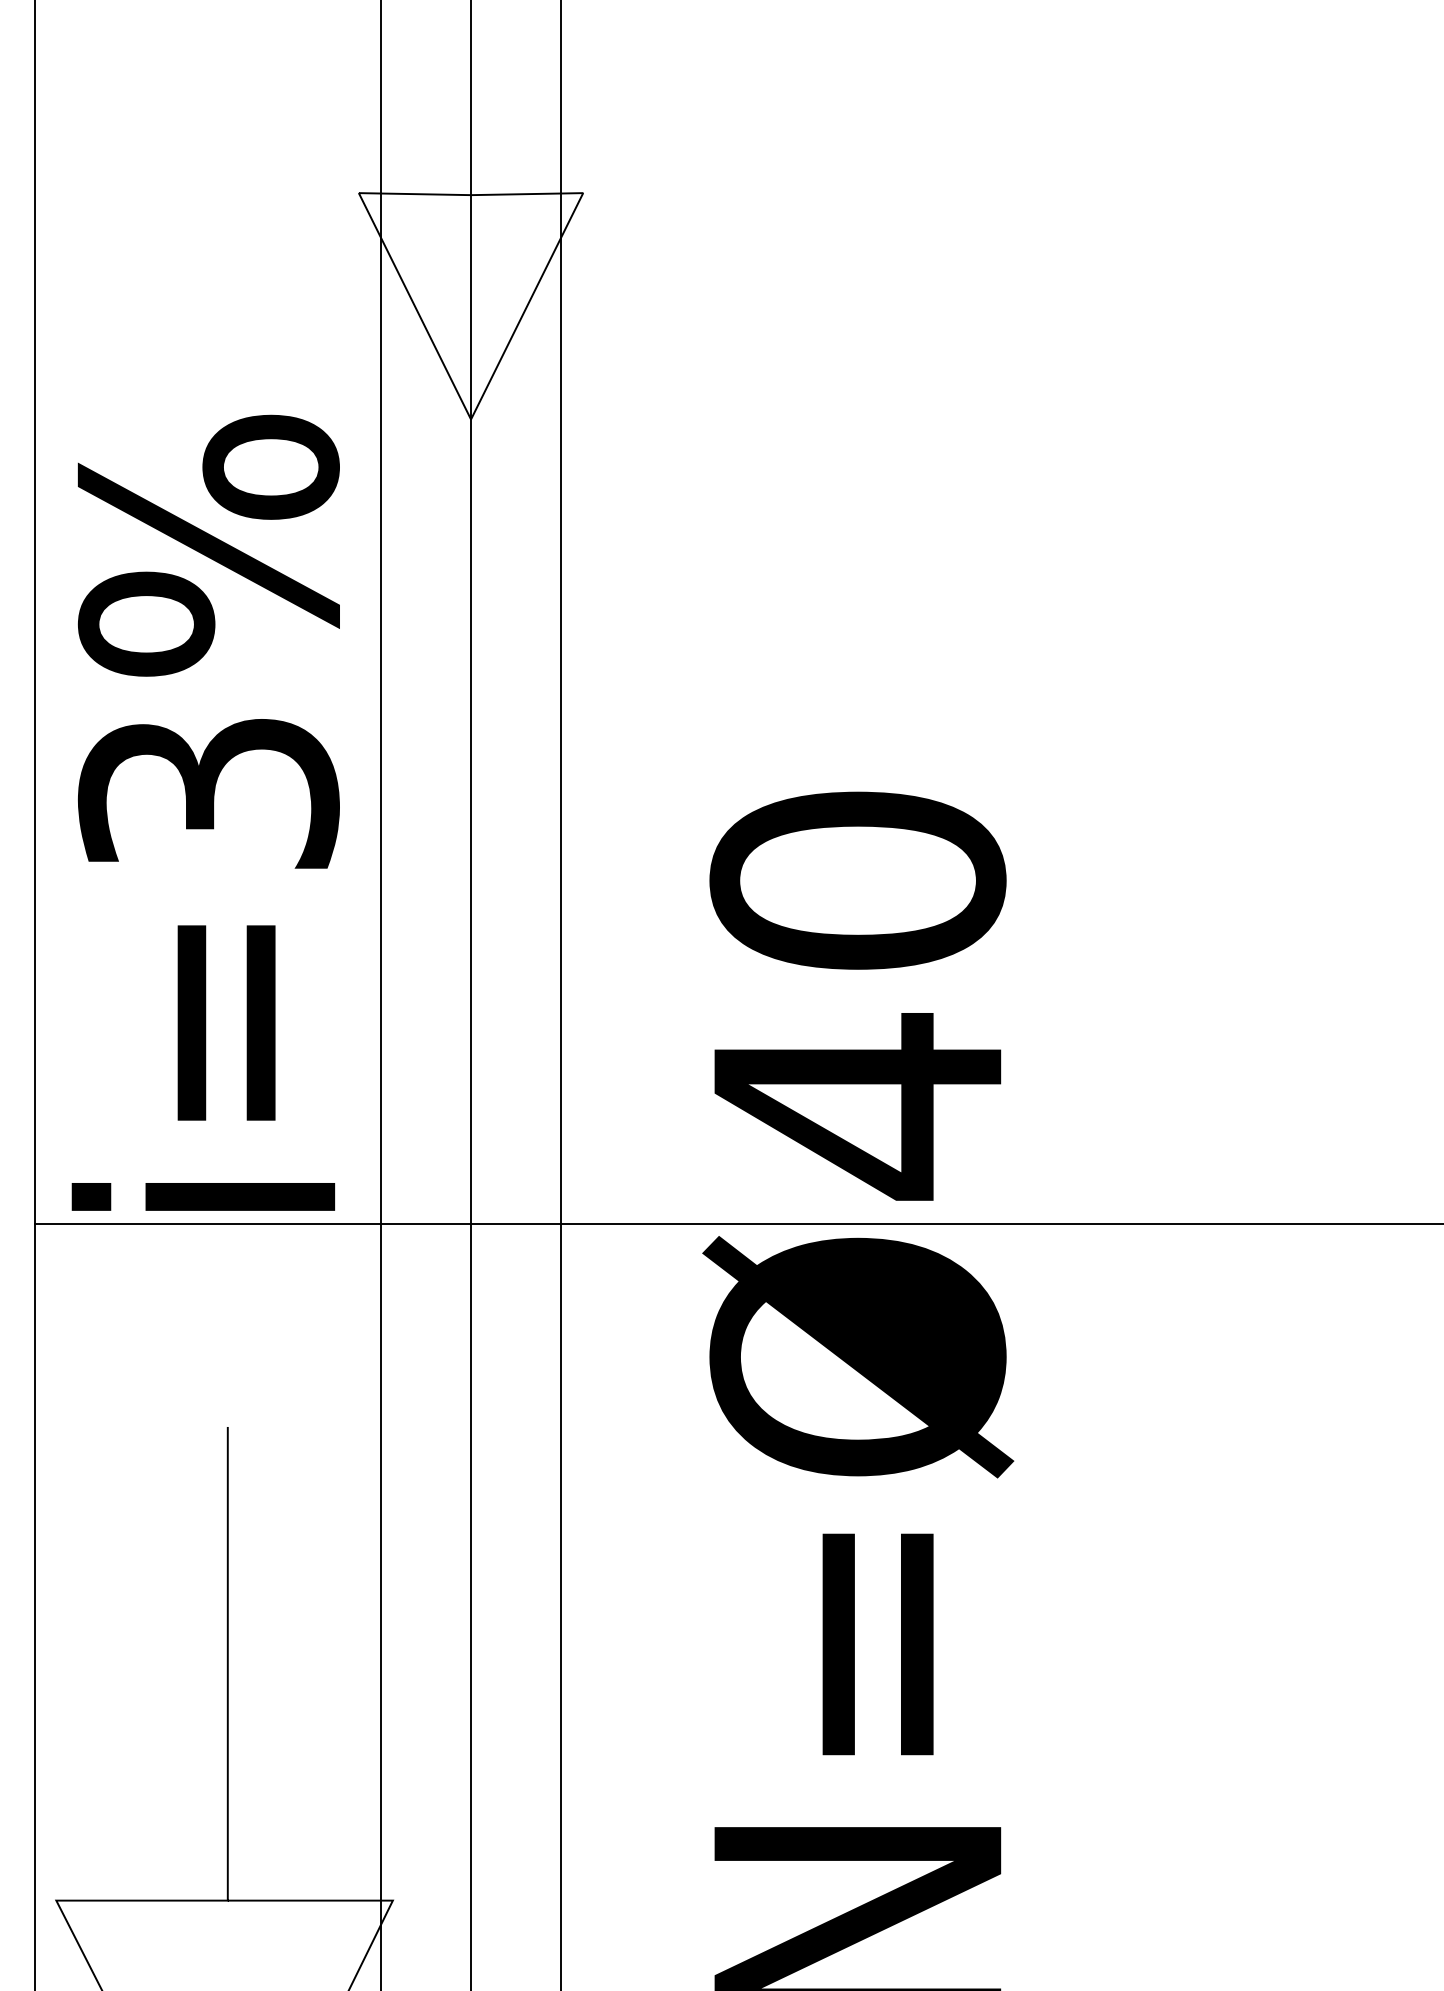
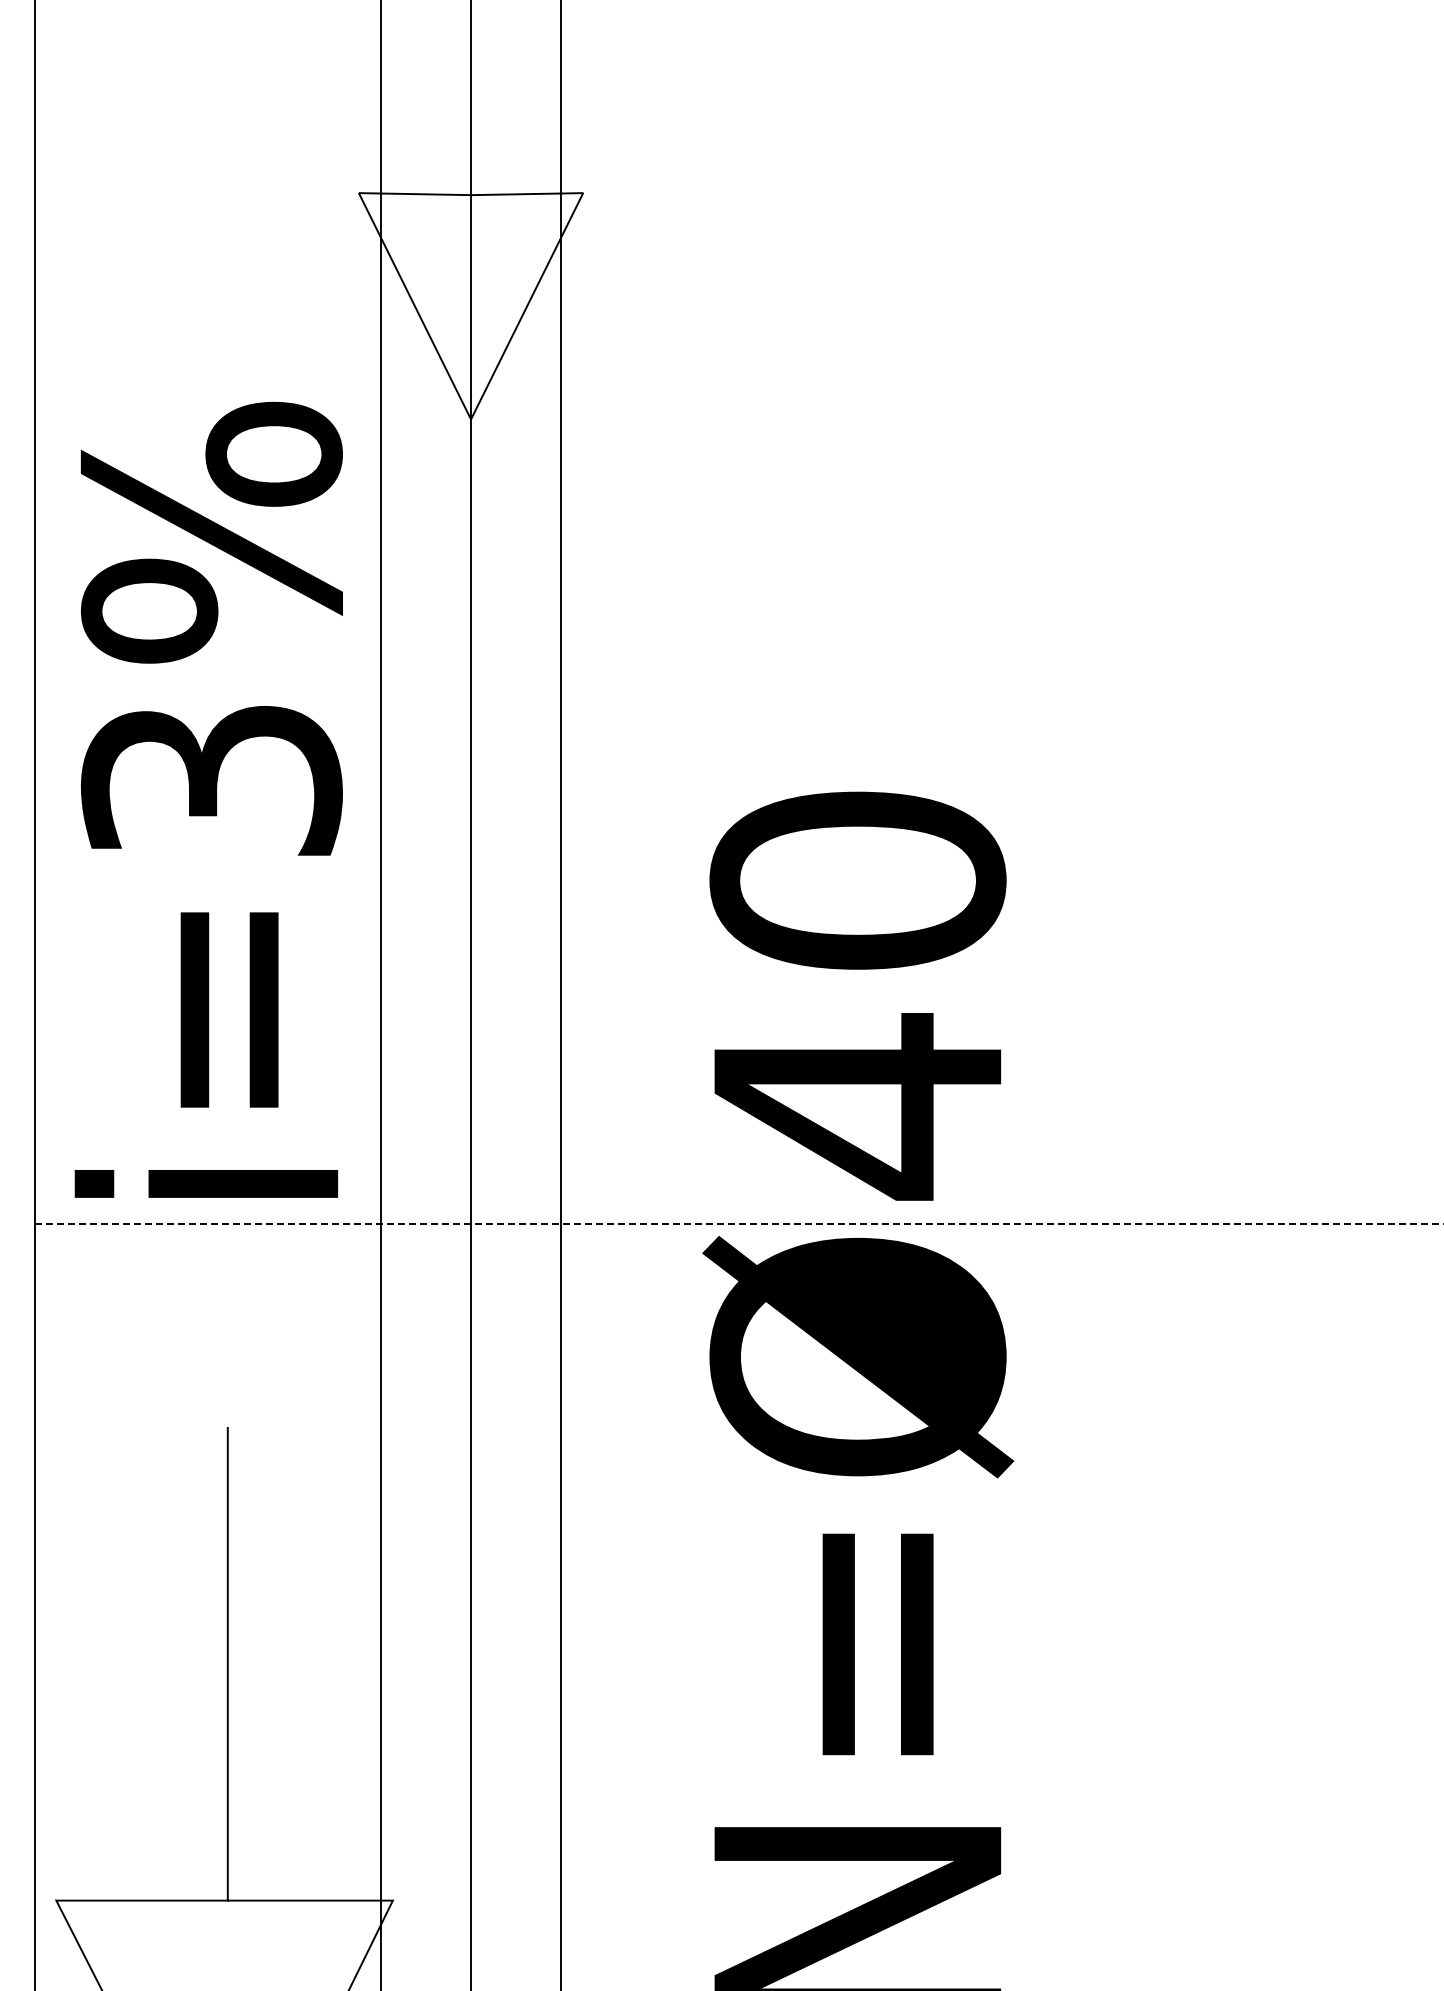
text position: (205, 812) -> (208, 799) (208, 799)
line: solid -> dashed (739, 1224)
